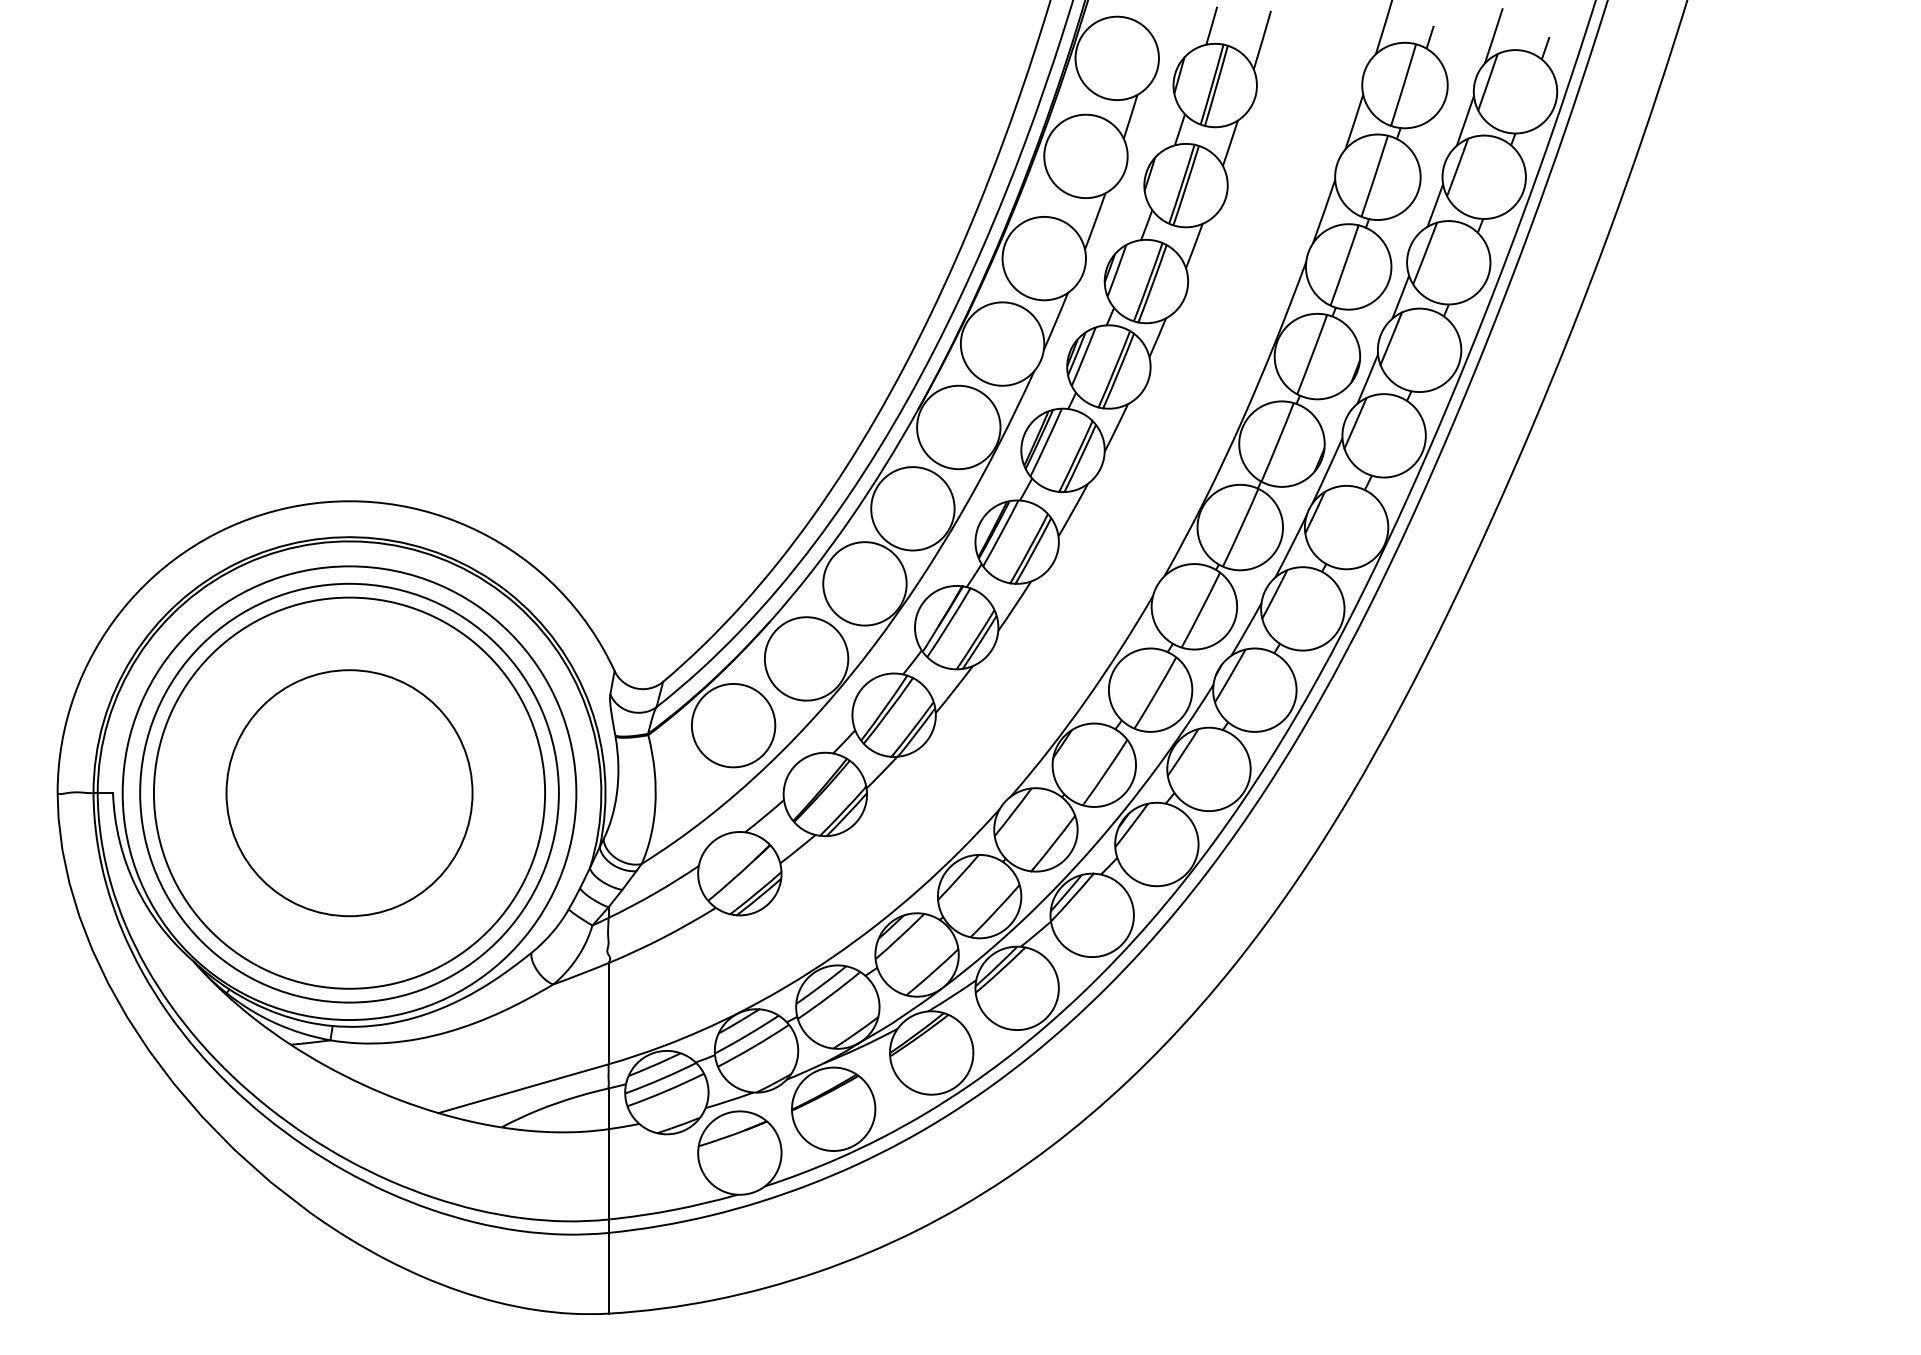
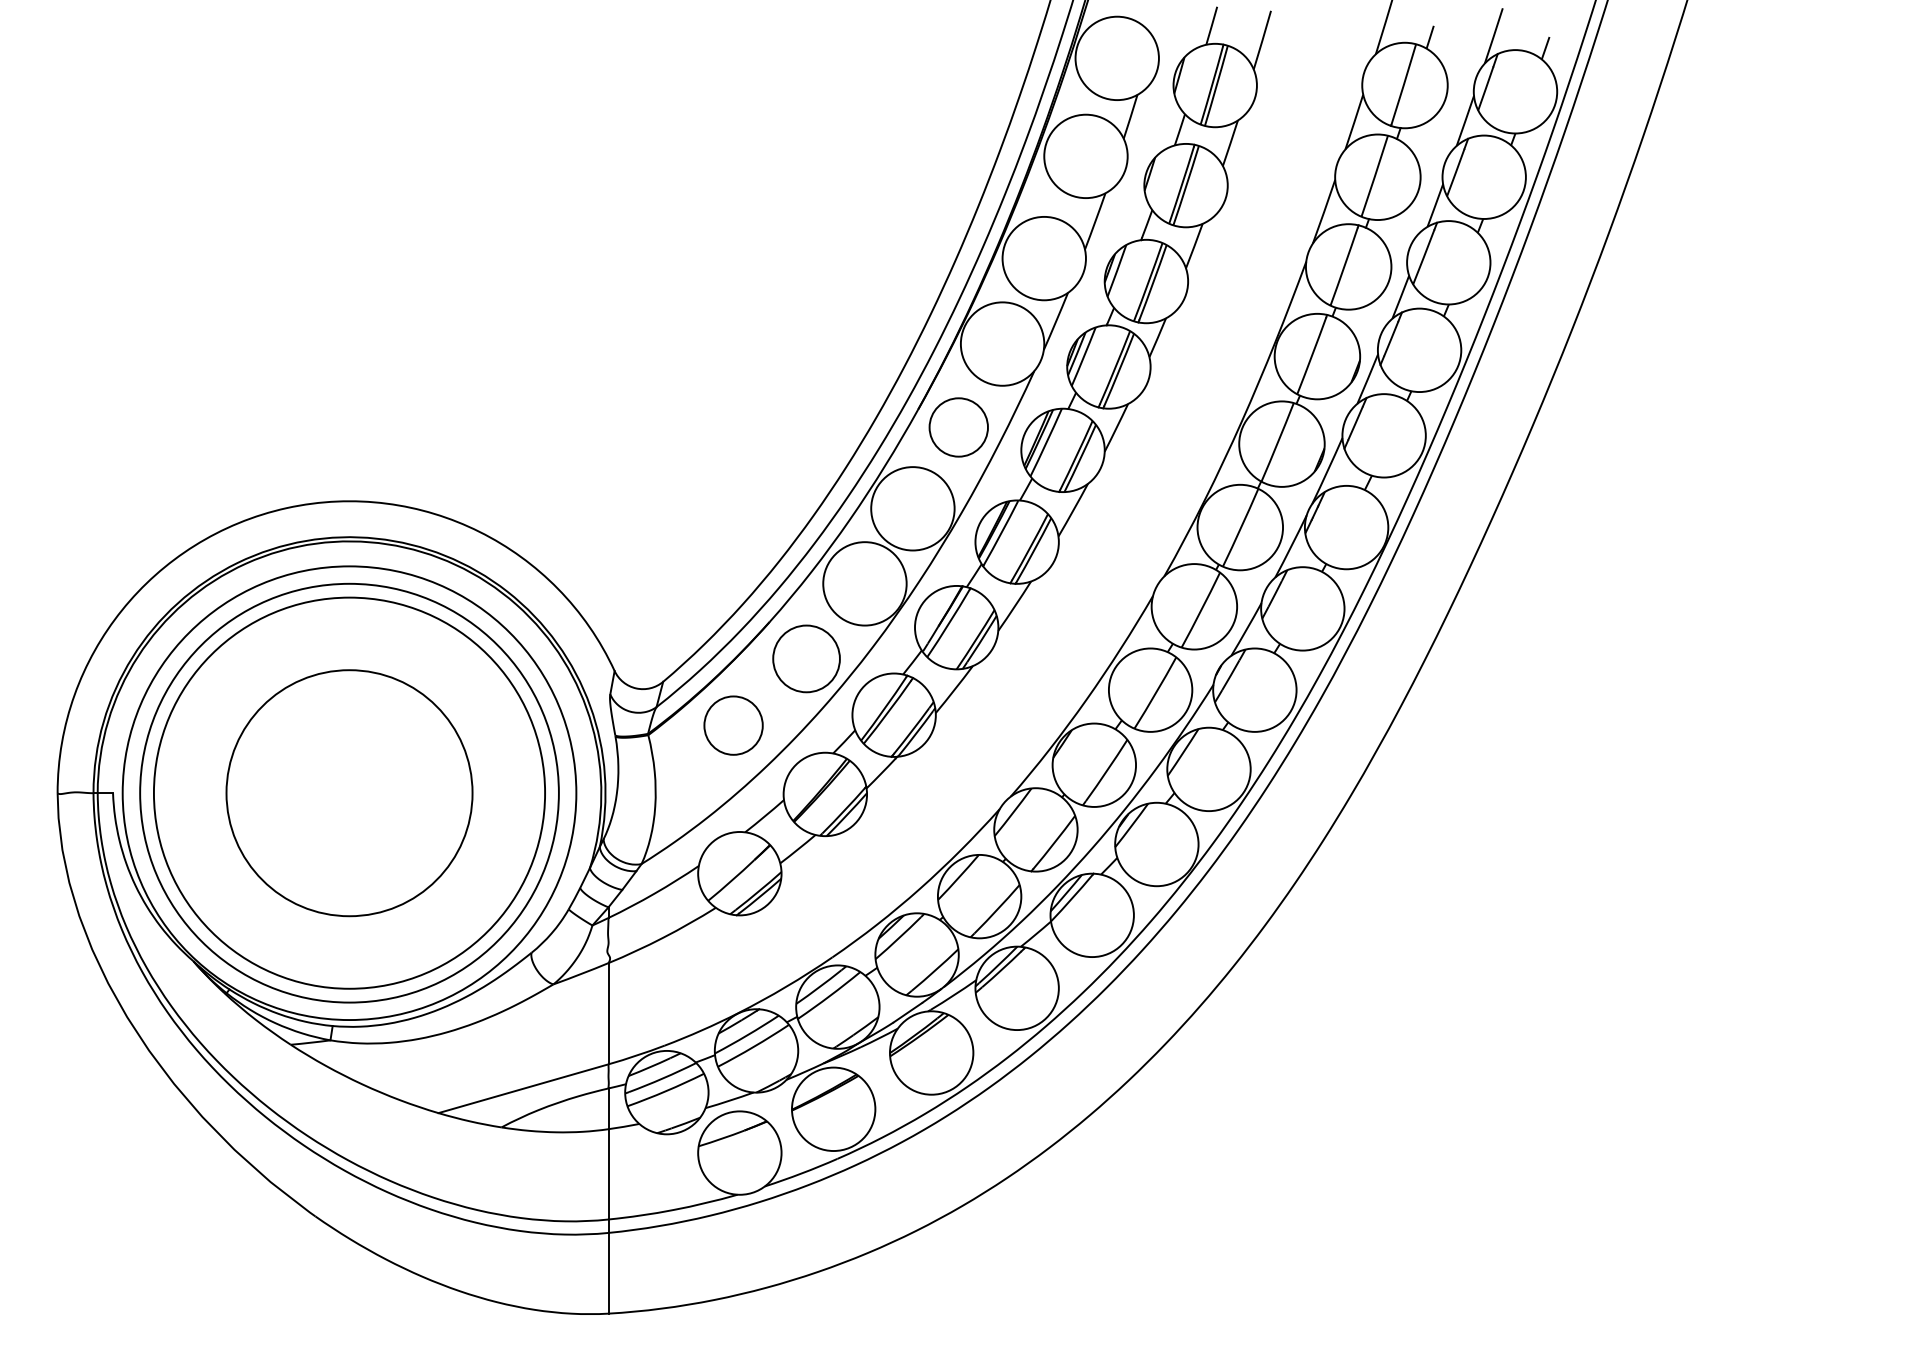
circle diameter: 83 px -> 58 px (958, 427)
circle diameter: 83 px -> 67 px (806, 658)
circle diameter: 83 px -> 58 px (733, 725)
